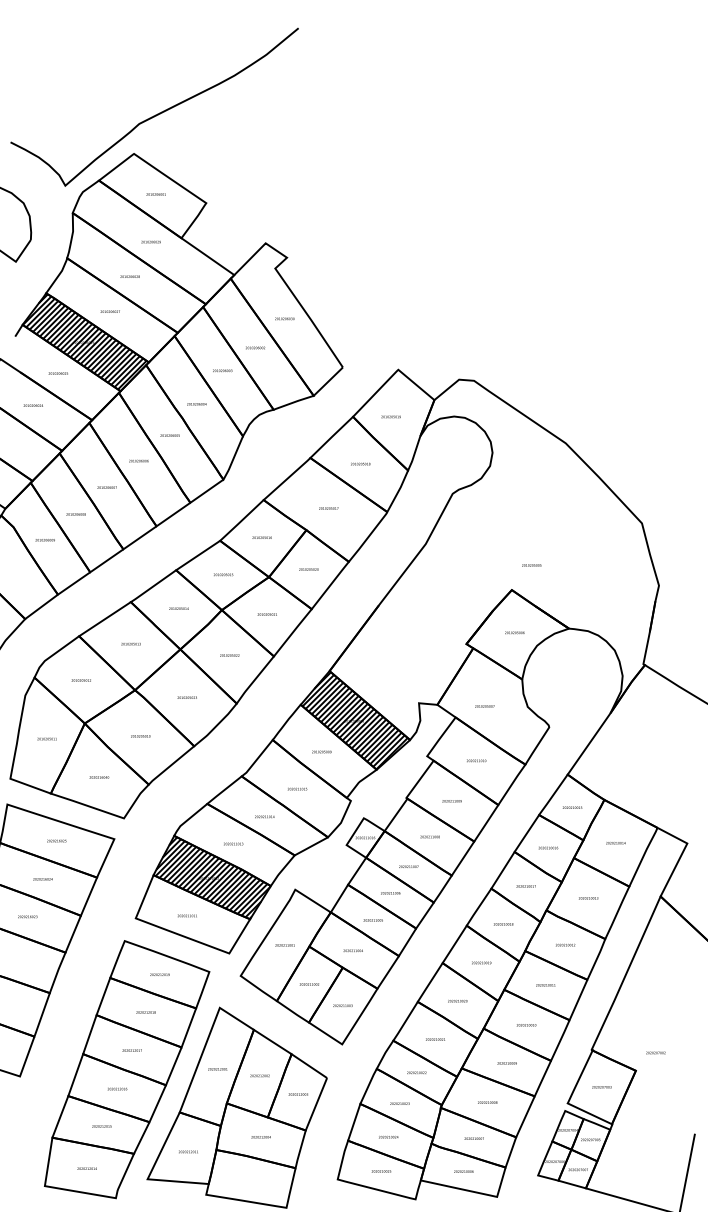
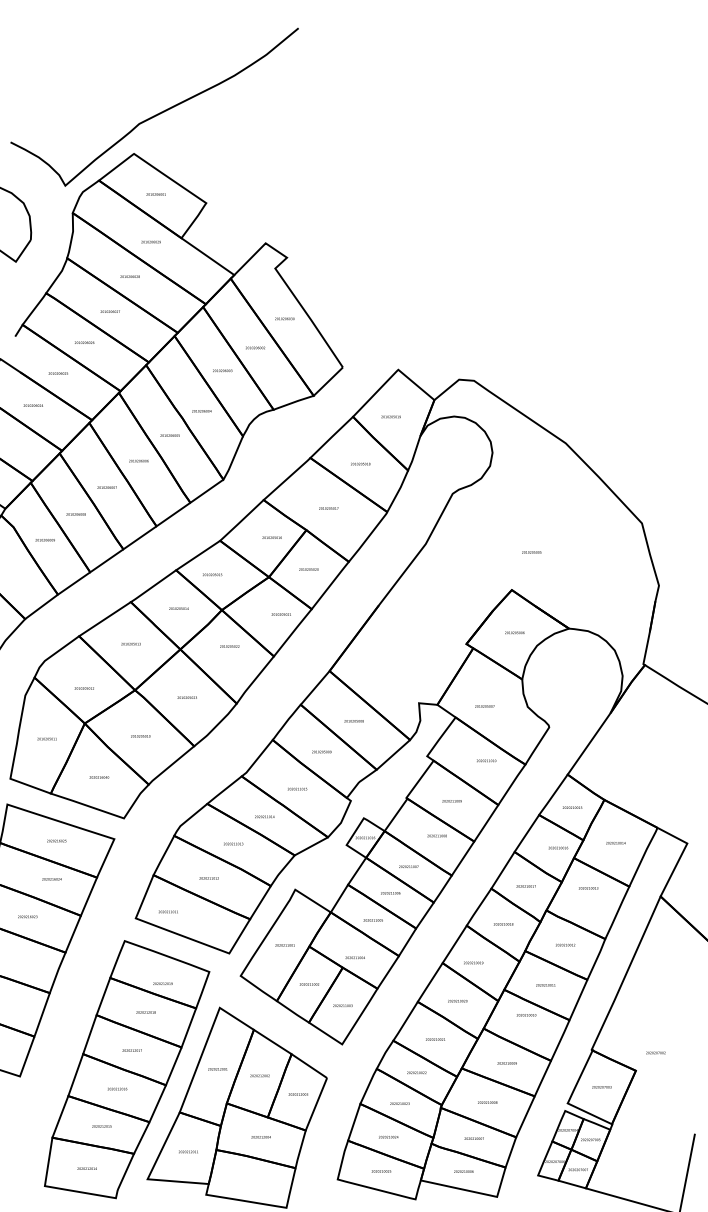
hatch: present -> none (84, 341)
text position: (196, 404) -> (201, 411) (201, 411)
text position: (261, 537) -> (271, 537) (271, 537)
text position: (531, 565) -> (531, 552) (531, 552)
text position: (223, 574) -> (212, 574) (212, 574)
text position: (266, 614) -> (280, 614) (280, 614)
text position: (229, 655) -> (229, 646) (229, 646)
text position: (80, 680) -> (83, 688) (83, 688)
hatch: present -> none (354, 720)
text position: (476, 760) -> (486, 760) (486, 760)
text position: (429, 836) -> (436, 835) (436, 835)
text position: (548, 847) -> (558, 847) (558, 847)
hatch: present -> none (212, 878)
text position: (42, 879) -> (51, 879) (51, 879)
text position: (588, 898) -> (588, 888) (588, 888)
text position: (187, 915) -> (168, 911) (168, 911)
text position: (352, 950) -> (354, 957) (354, 957)
text position: (481, 962) -> (473, 962) (473, 962)
text position: (159, 974) -> (162, 983) (162, 983)
text position: (526, 1025) -> (526, 1015) (526, 1015)
